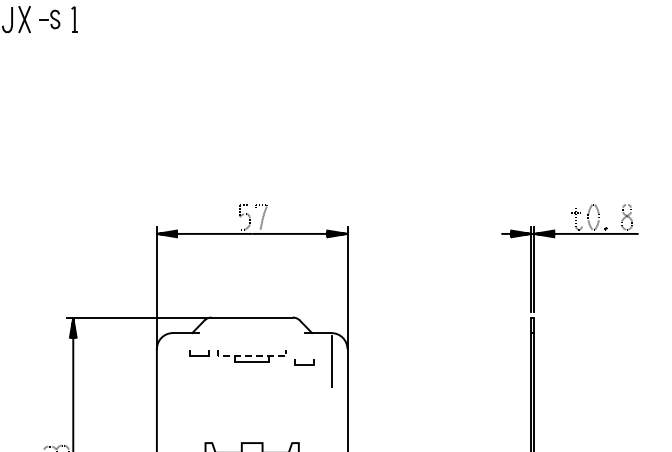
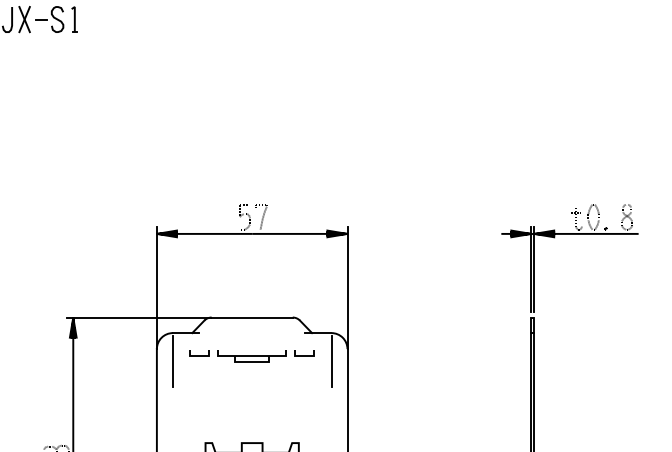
part size: 22x21 px -> 30x27 px (49, 19)
line: dashed -> solid (252, 356)
line: none -> present (172, 361)
line position: (304, 364) -> (304, 355) (304, 355)
